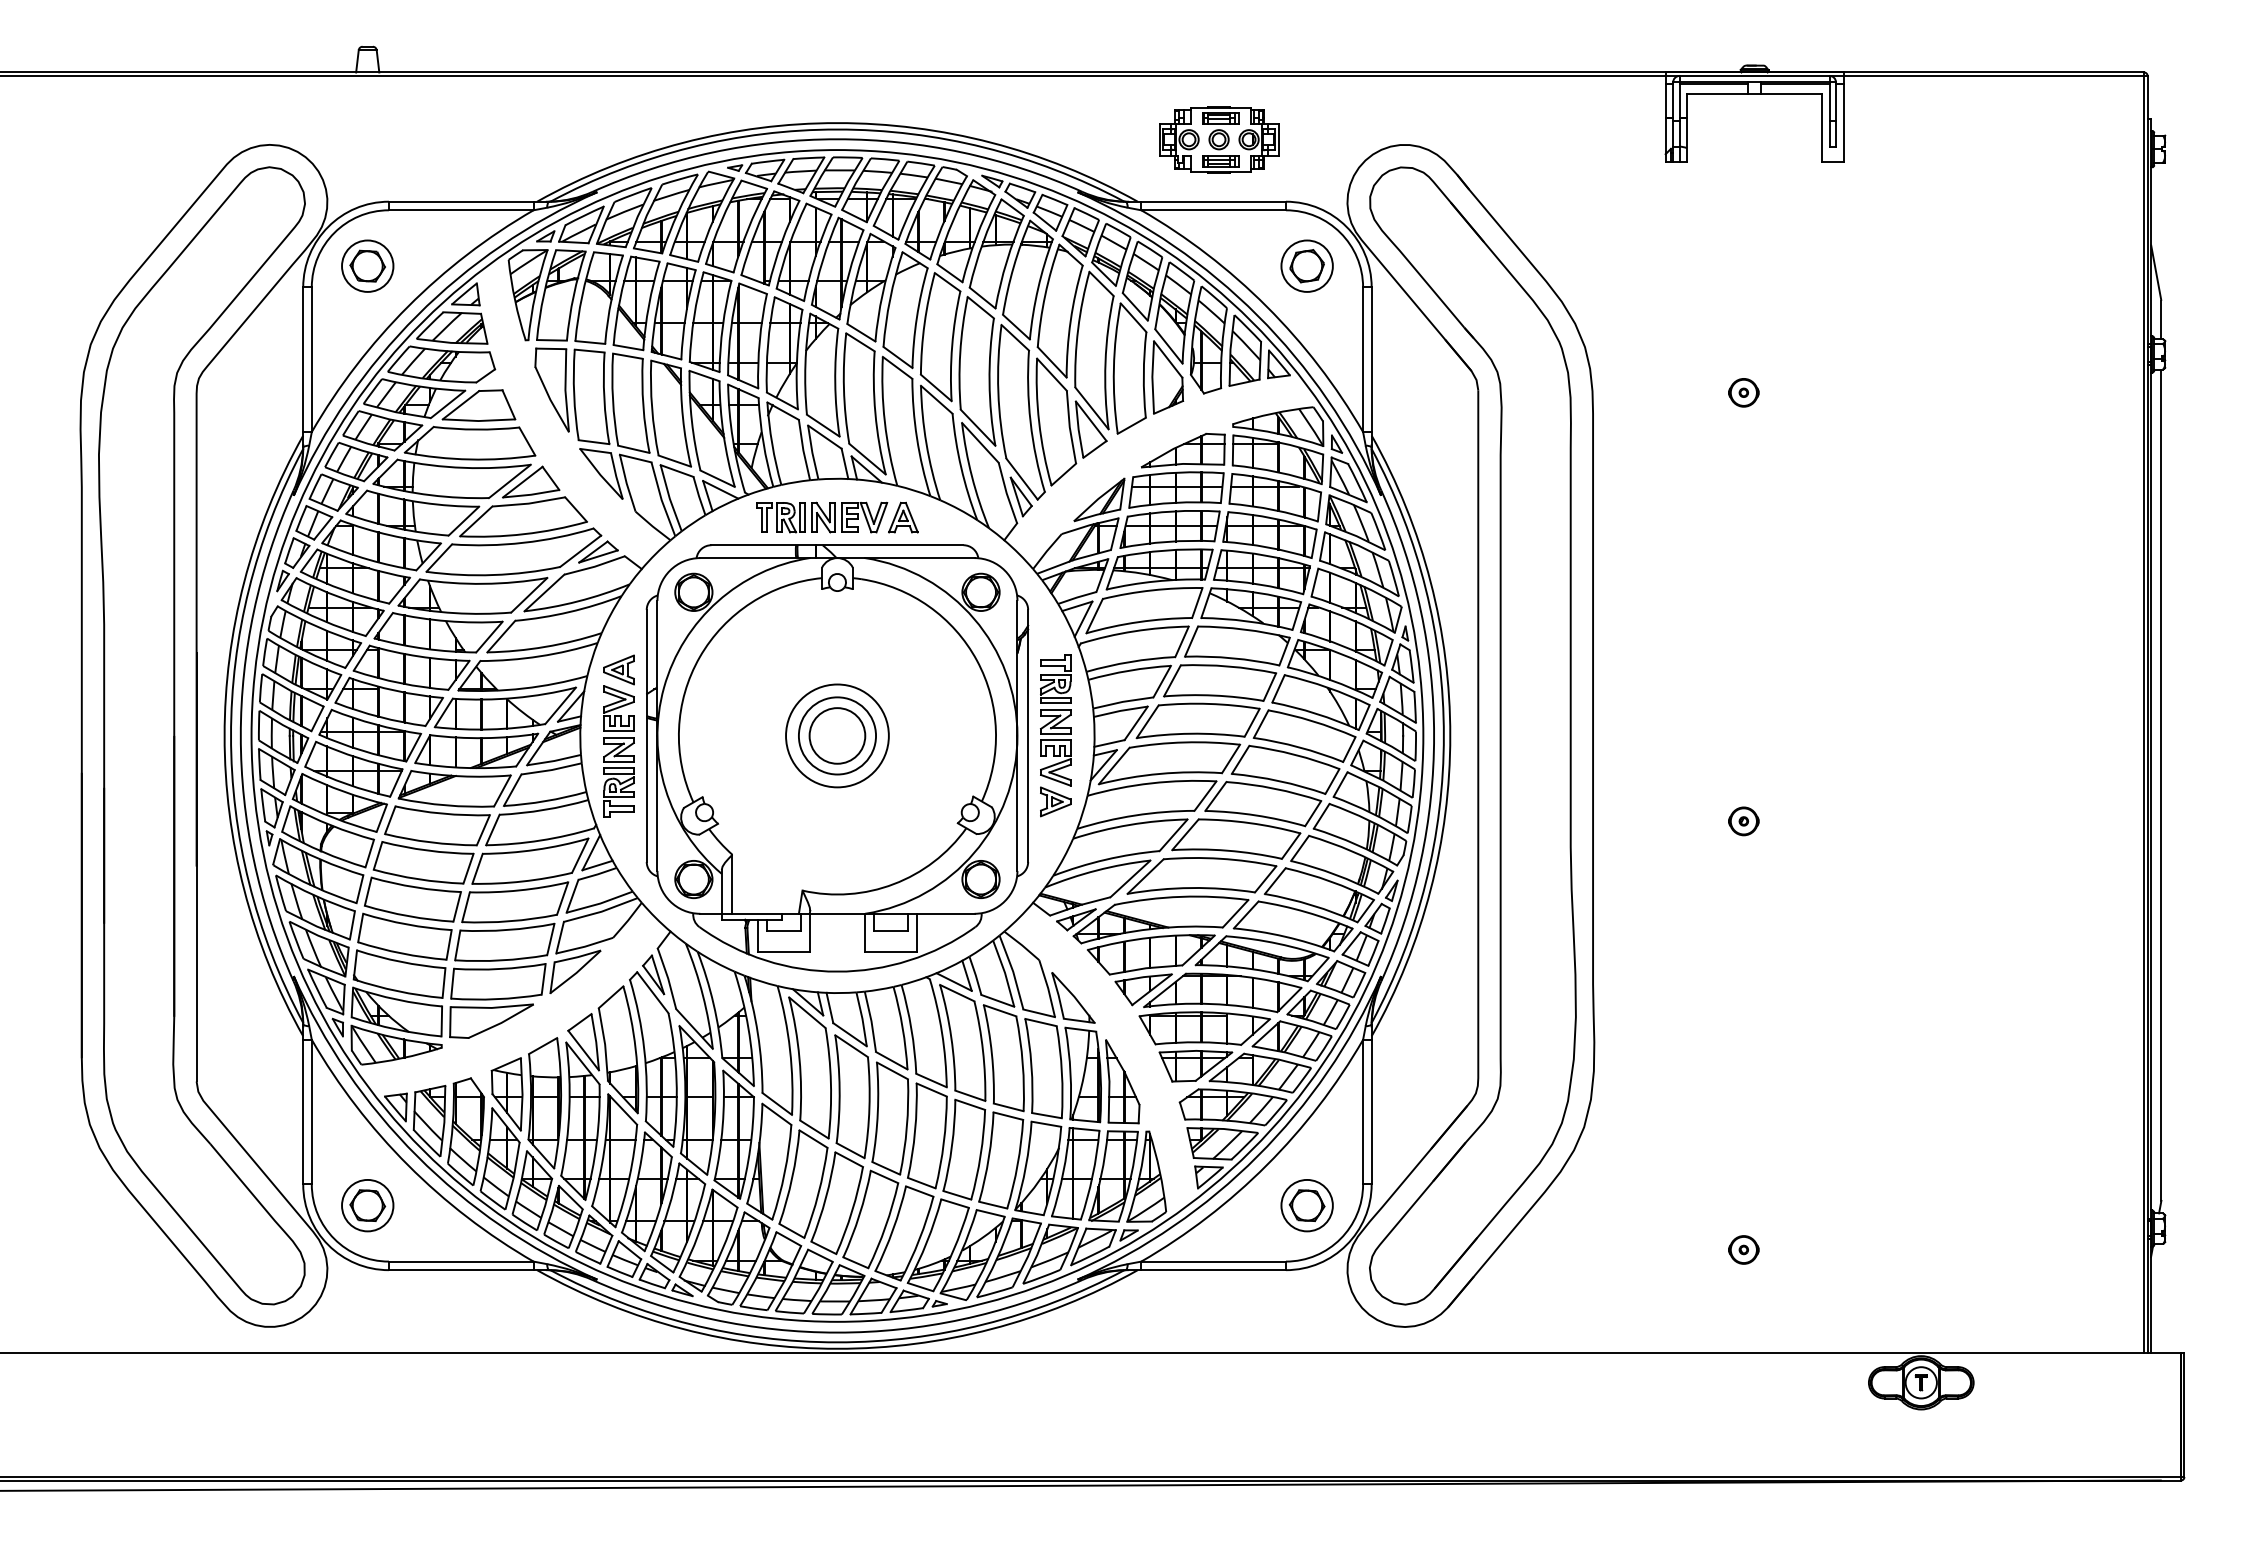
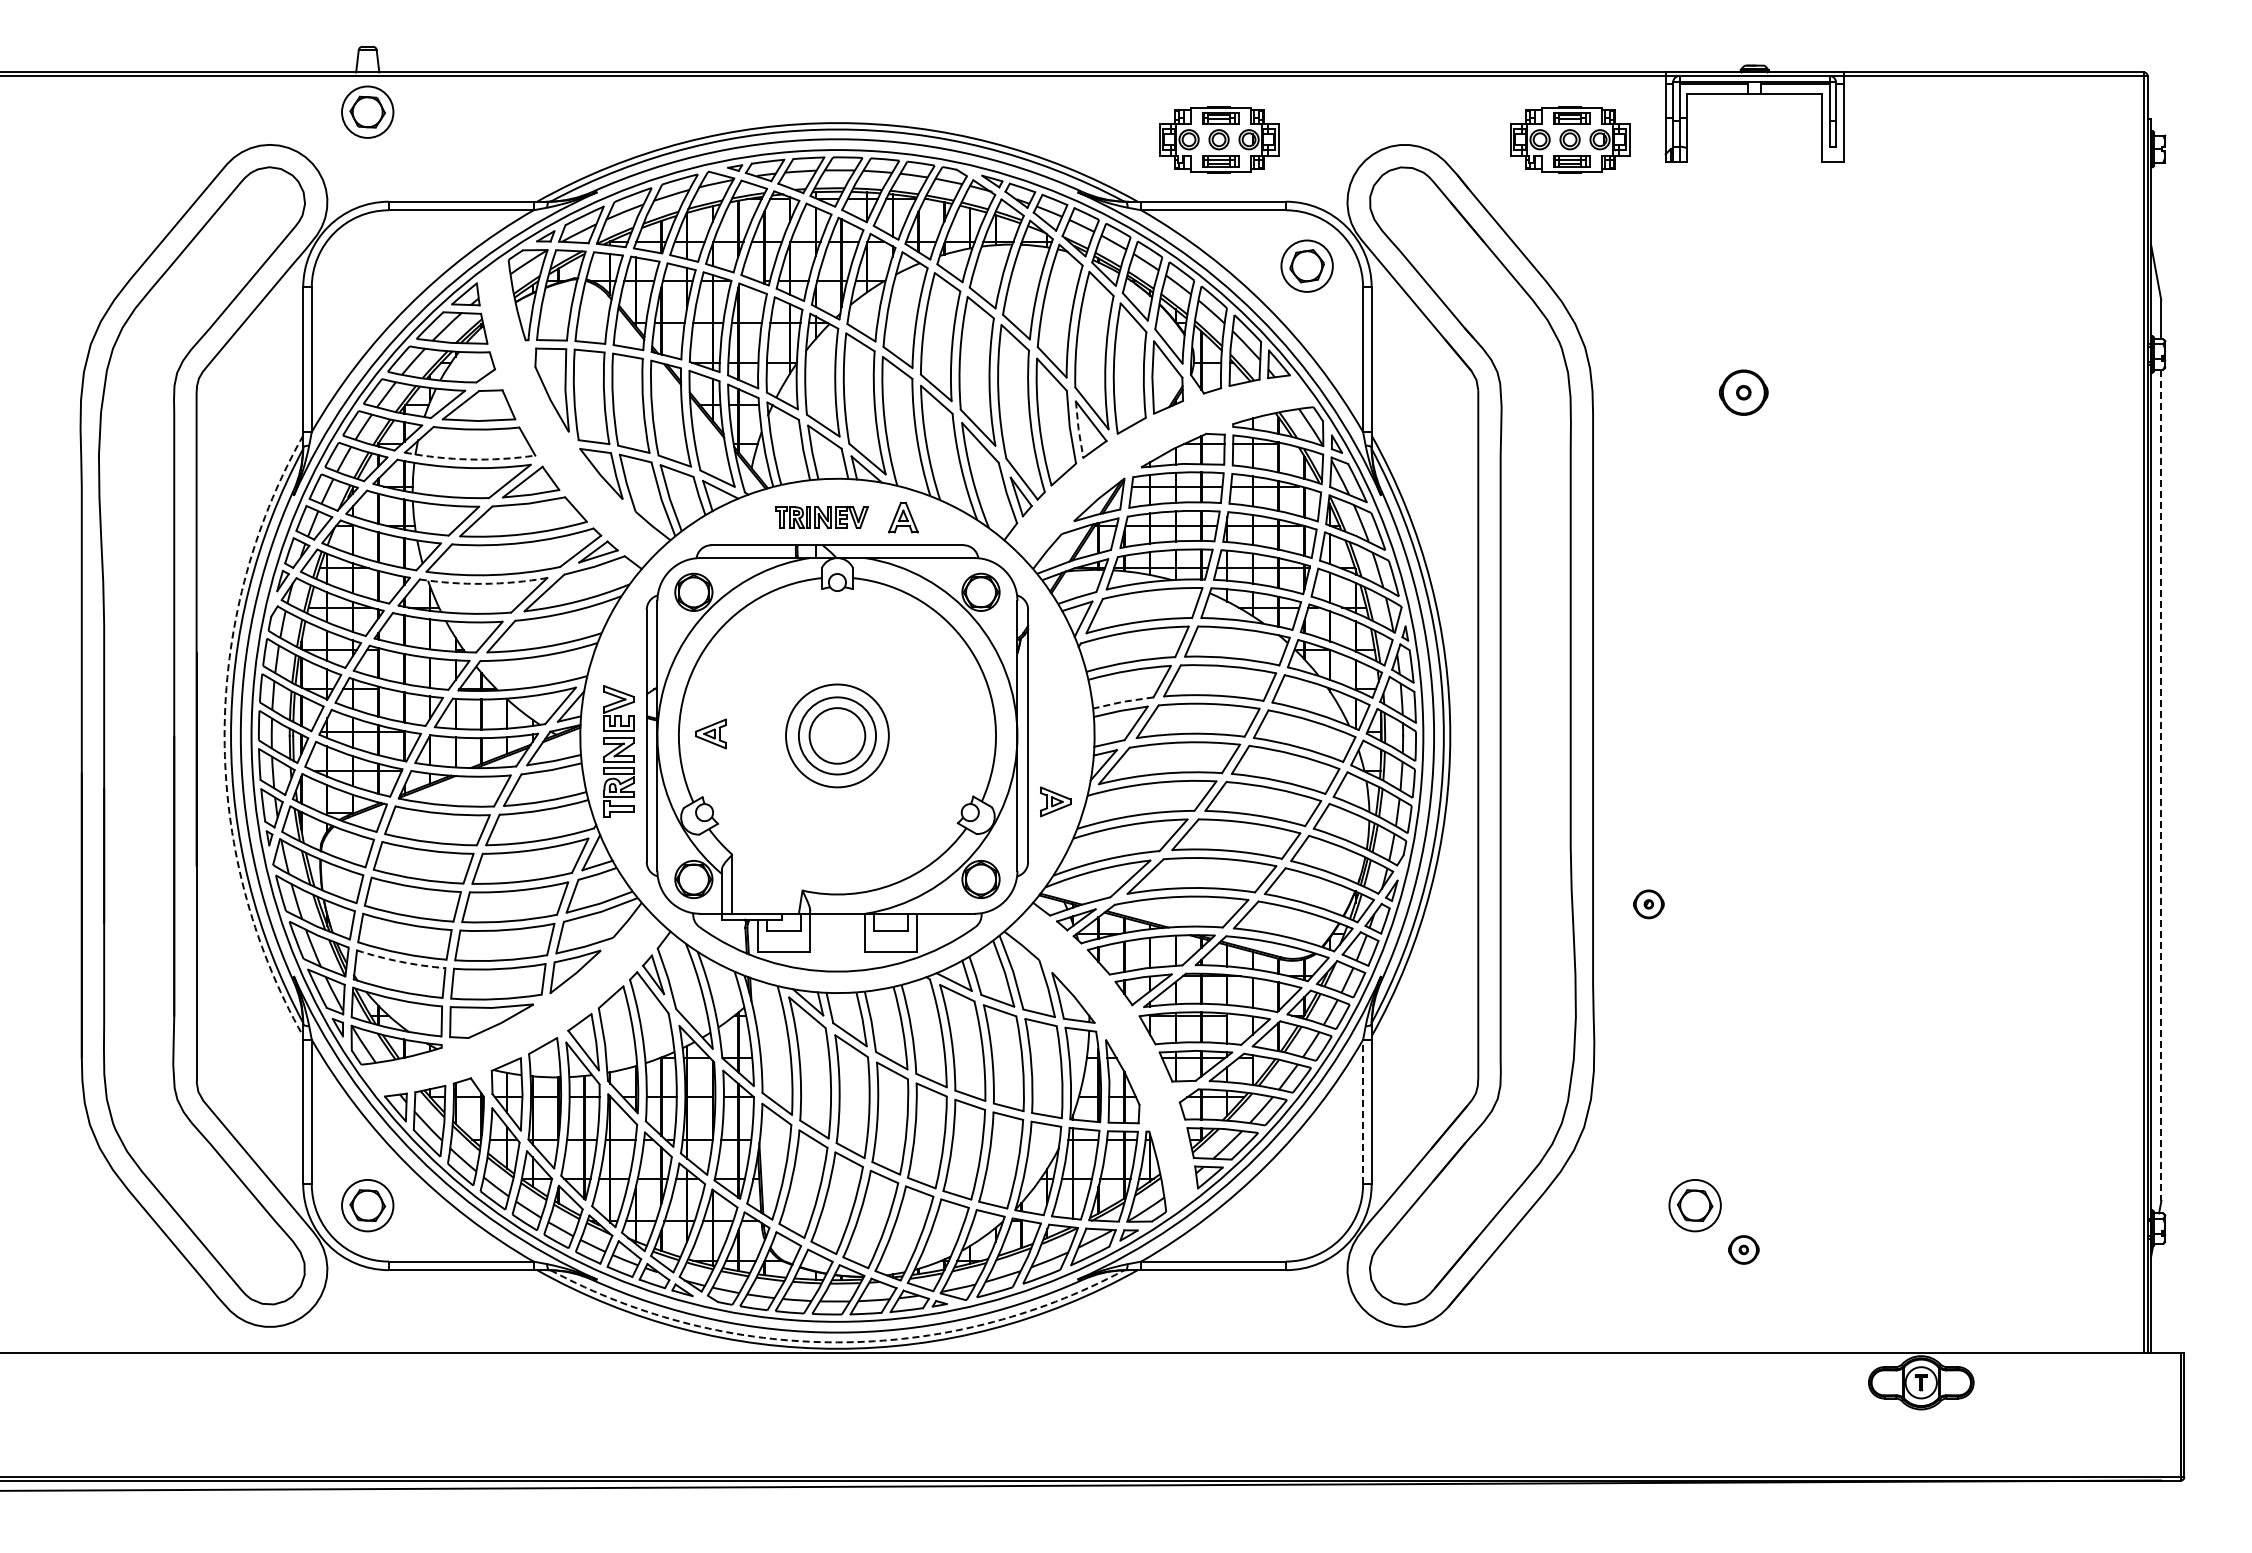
part: none -> present (1570, 139)
part position: (367, 265) -> (367, 111) (367, 111)
part size: 32x30 px -> 51x47 px (1743, 392)
line: solid -> dashed (1078, 429)
arc: solid -> dashed (470, 459)
part size: 133x33 px -> 94x23 px (821, 517)
arc: solid -> dashed (483, 583)
part position: (618, 669) -> (710, 733) (710, 733)
line: solid -> dashed (1122, 701)
part: present -> none (1055, 720)
arc: solid -> dashed (224, 735)
line: solid -> dashed (2161, 785)
part position: (1743, 821) -> (1648, 904) (1648, 904)
arc: solid -> dashed (400, 961)
line: solid -> dashed (1363, 1111)
part position: (1306, 1205) -> (1694, 1205) (1694, 1205)
arc: solid -> dashed (837, 1342)
